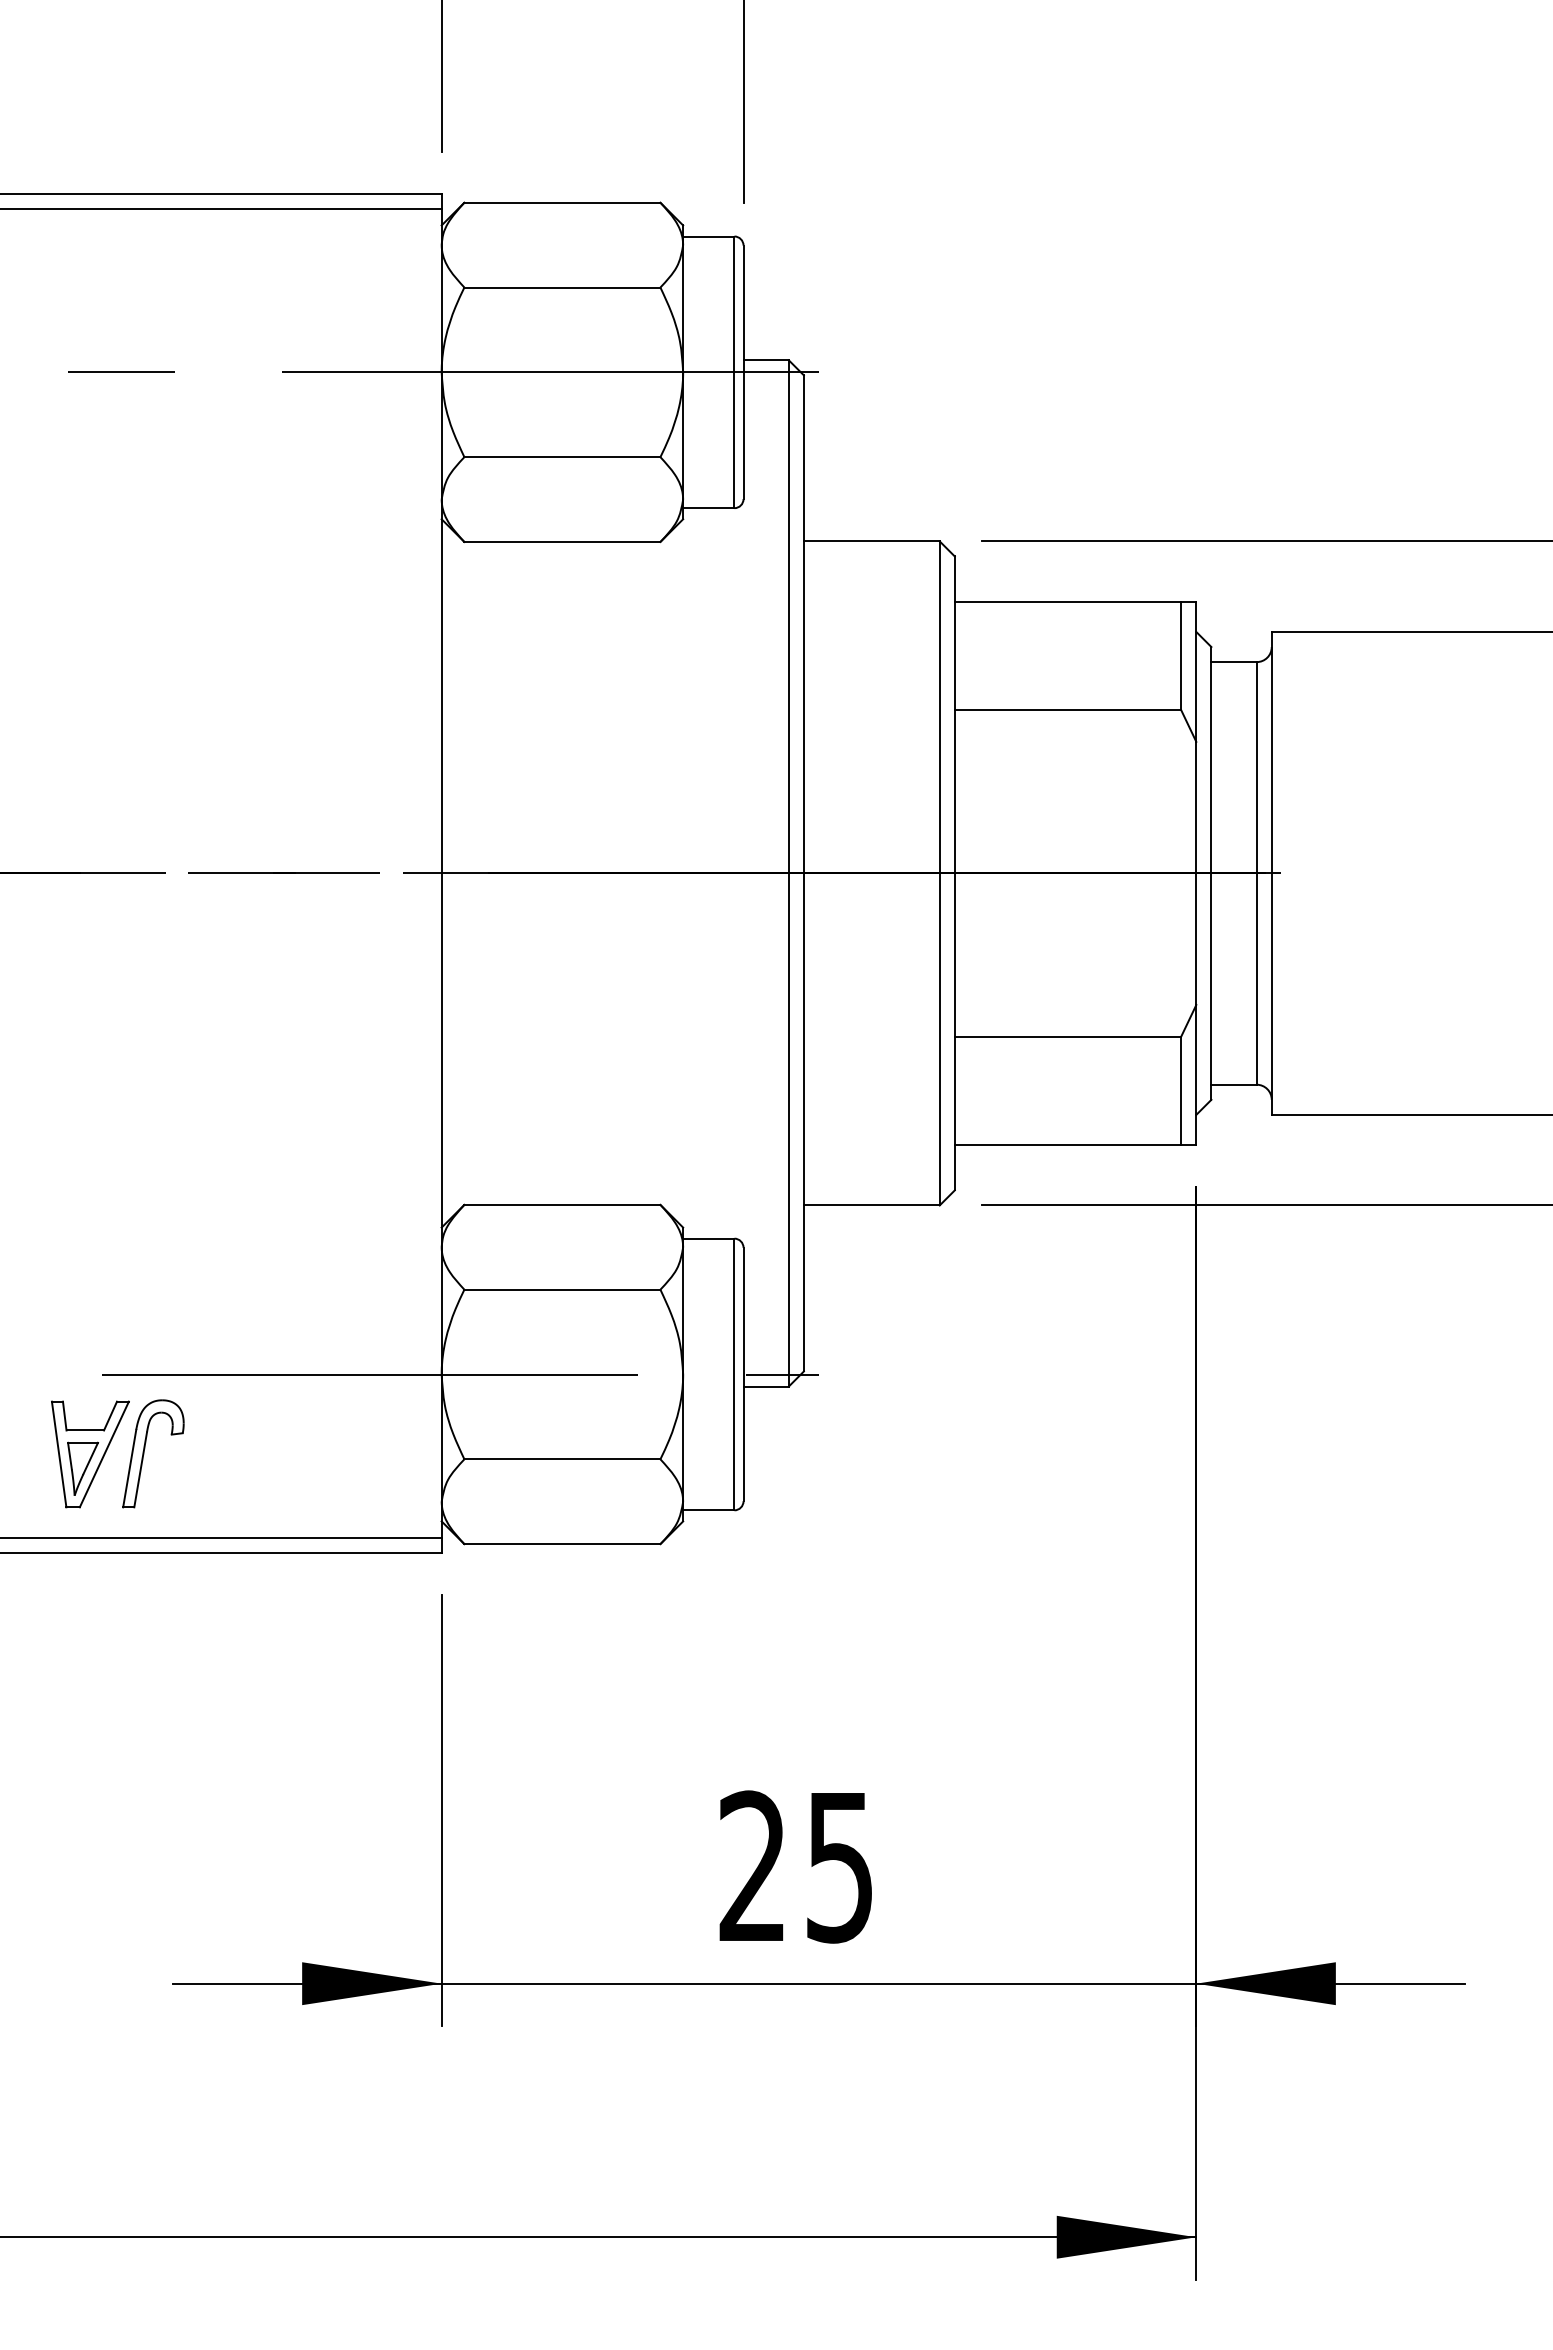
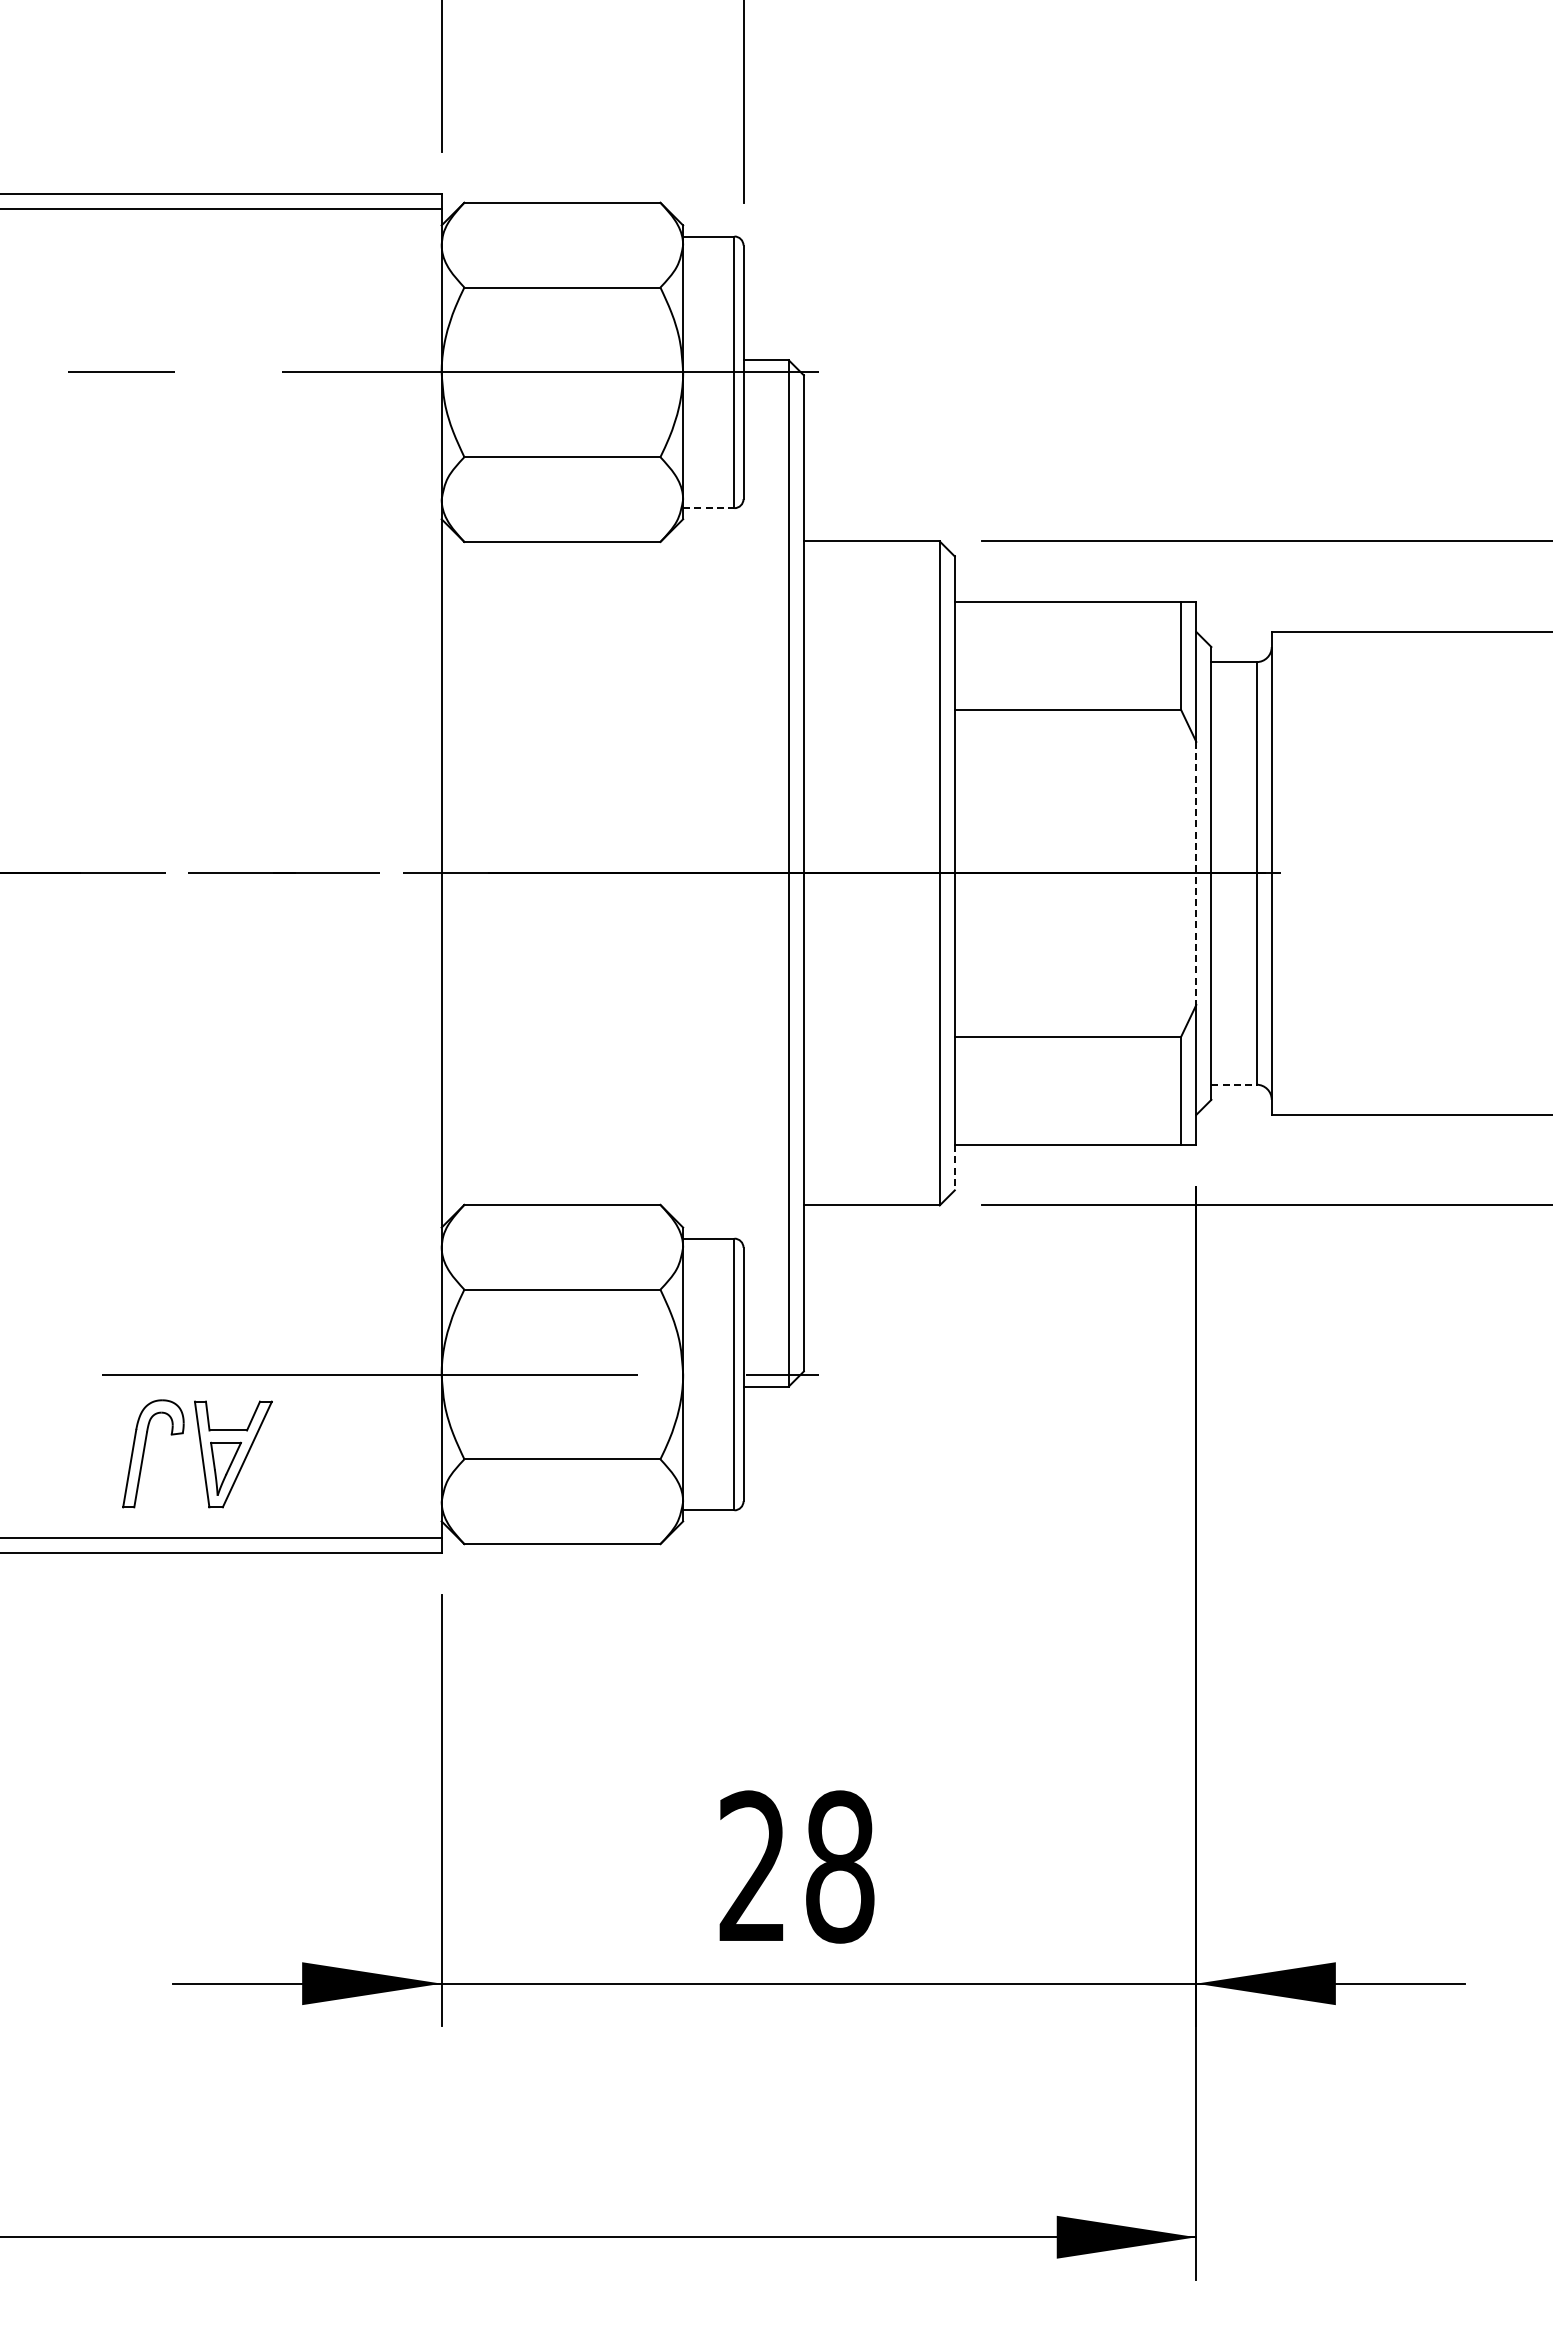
line: solid -> dashed (708, 508)
line: solid -> dashed (1196, 873)
line: solid -> dashed (1234, 1084)
line: solid -> dashed (954, 1167)
part position: (90, 1454) -> (233, 1454) (233, 1454)
text: 25 -> 28 (840, 1866)
